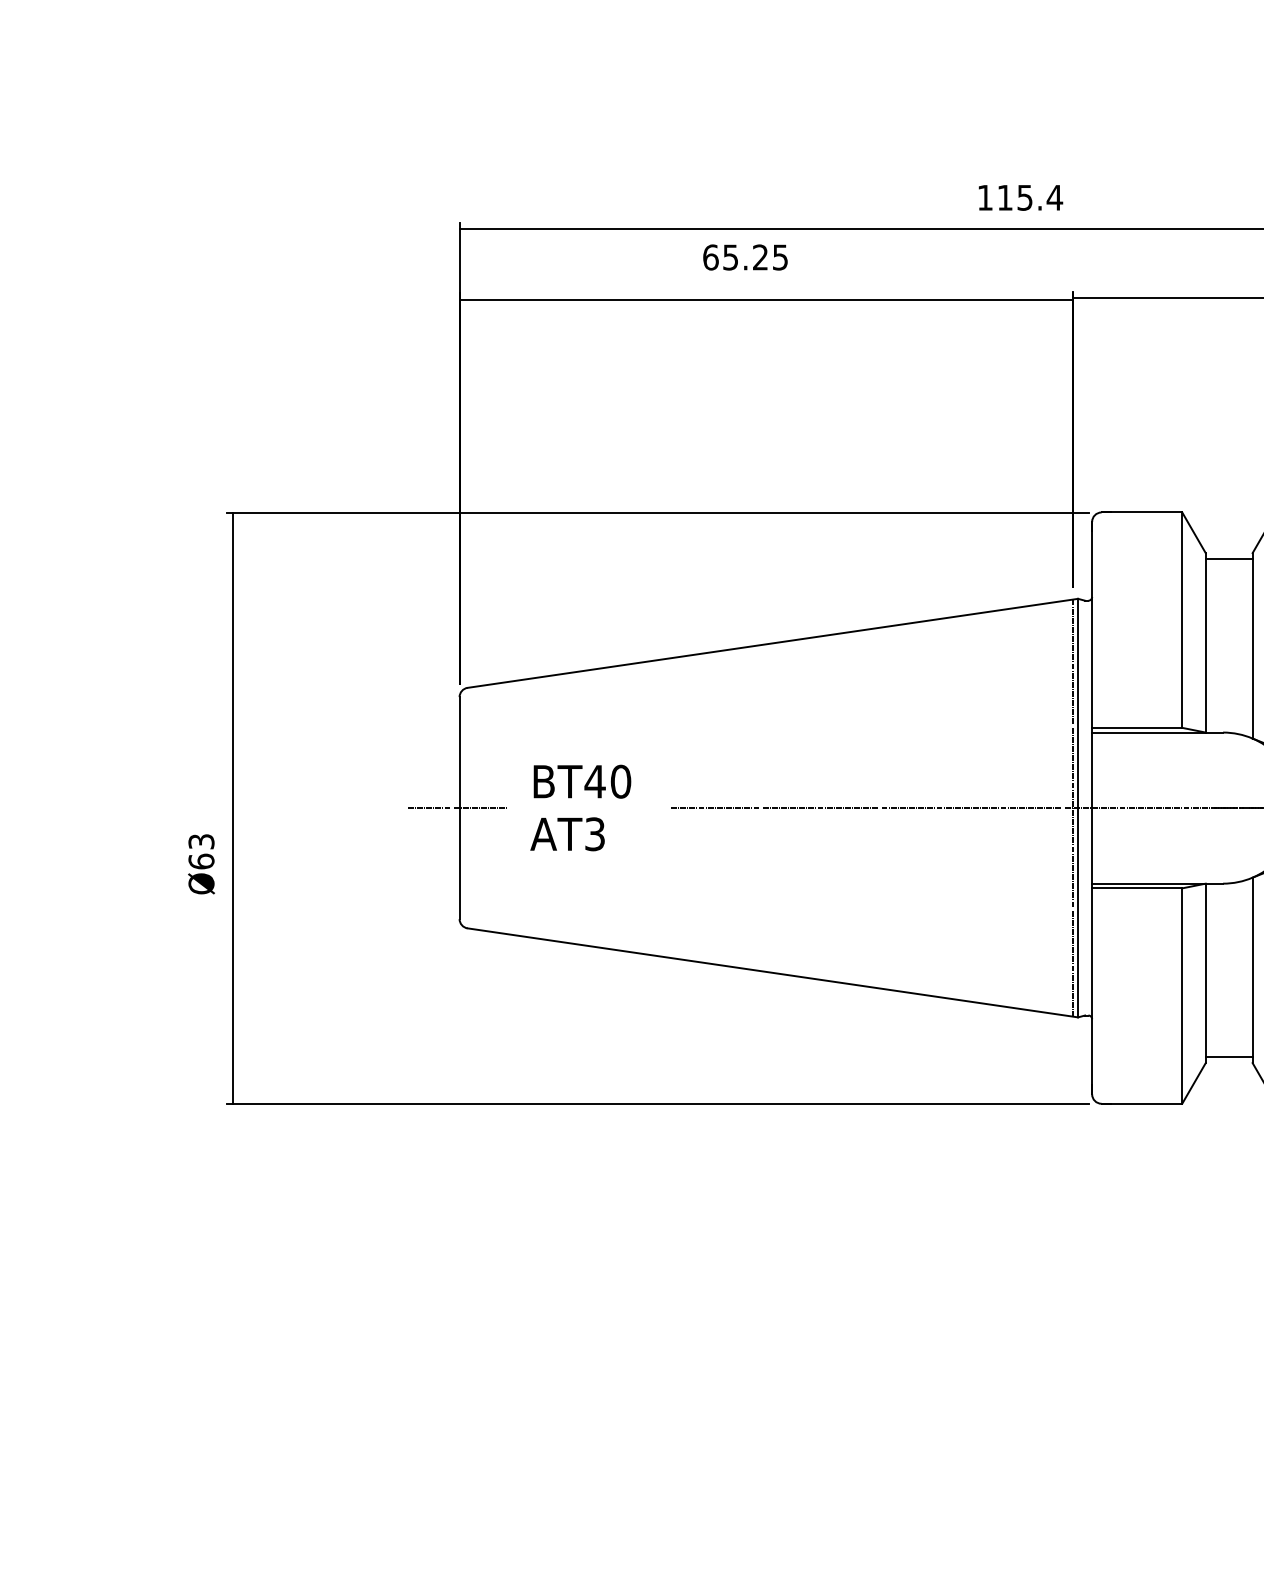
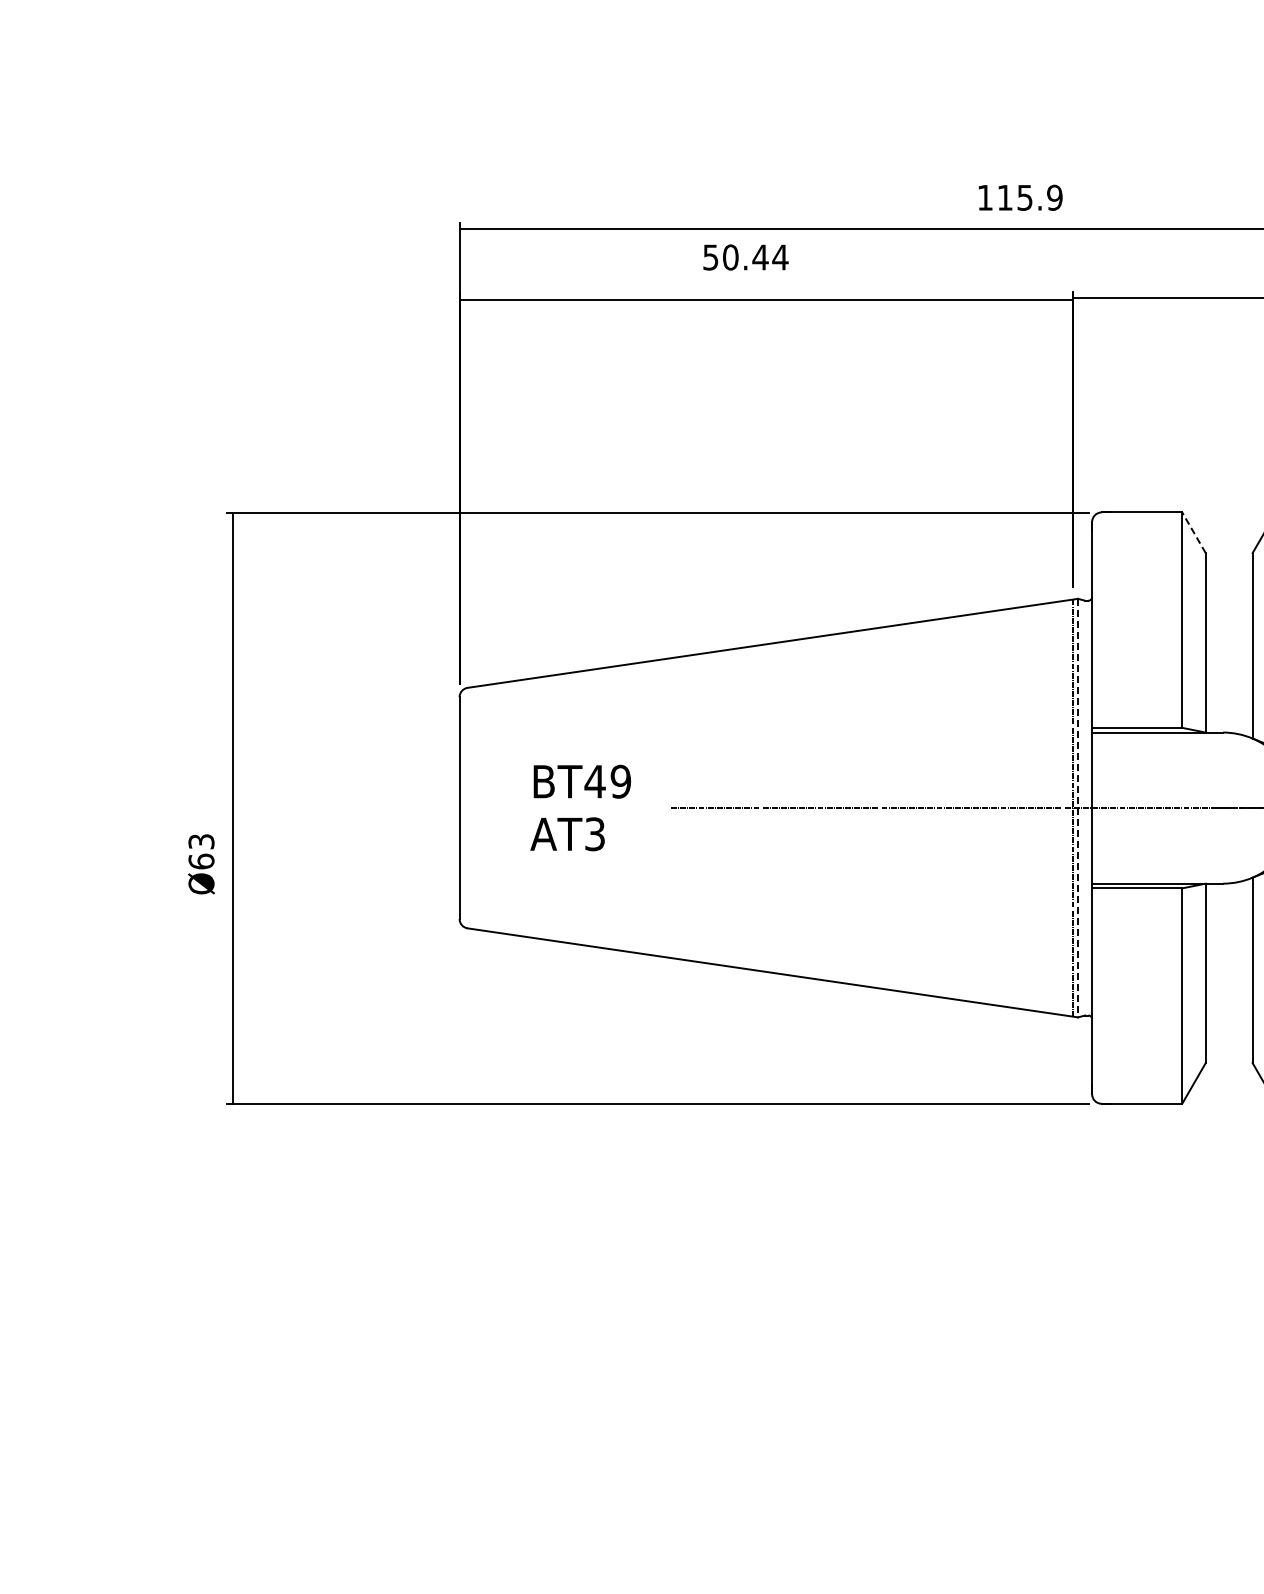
text: 115.4 -> 115.9 (1054, 197)
text: 65.25 -> 50.44 (745, 257)
line: solid -> dashed (1193, 532)
line: present -> none (1228, 559)
text: BT40 -> BT49 (620, 781)
line: present -> none (457, 808)
line: solid -> dashed (1078, 808)
line: present -> none (1228, 1056)
